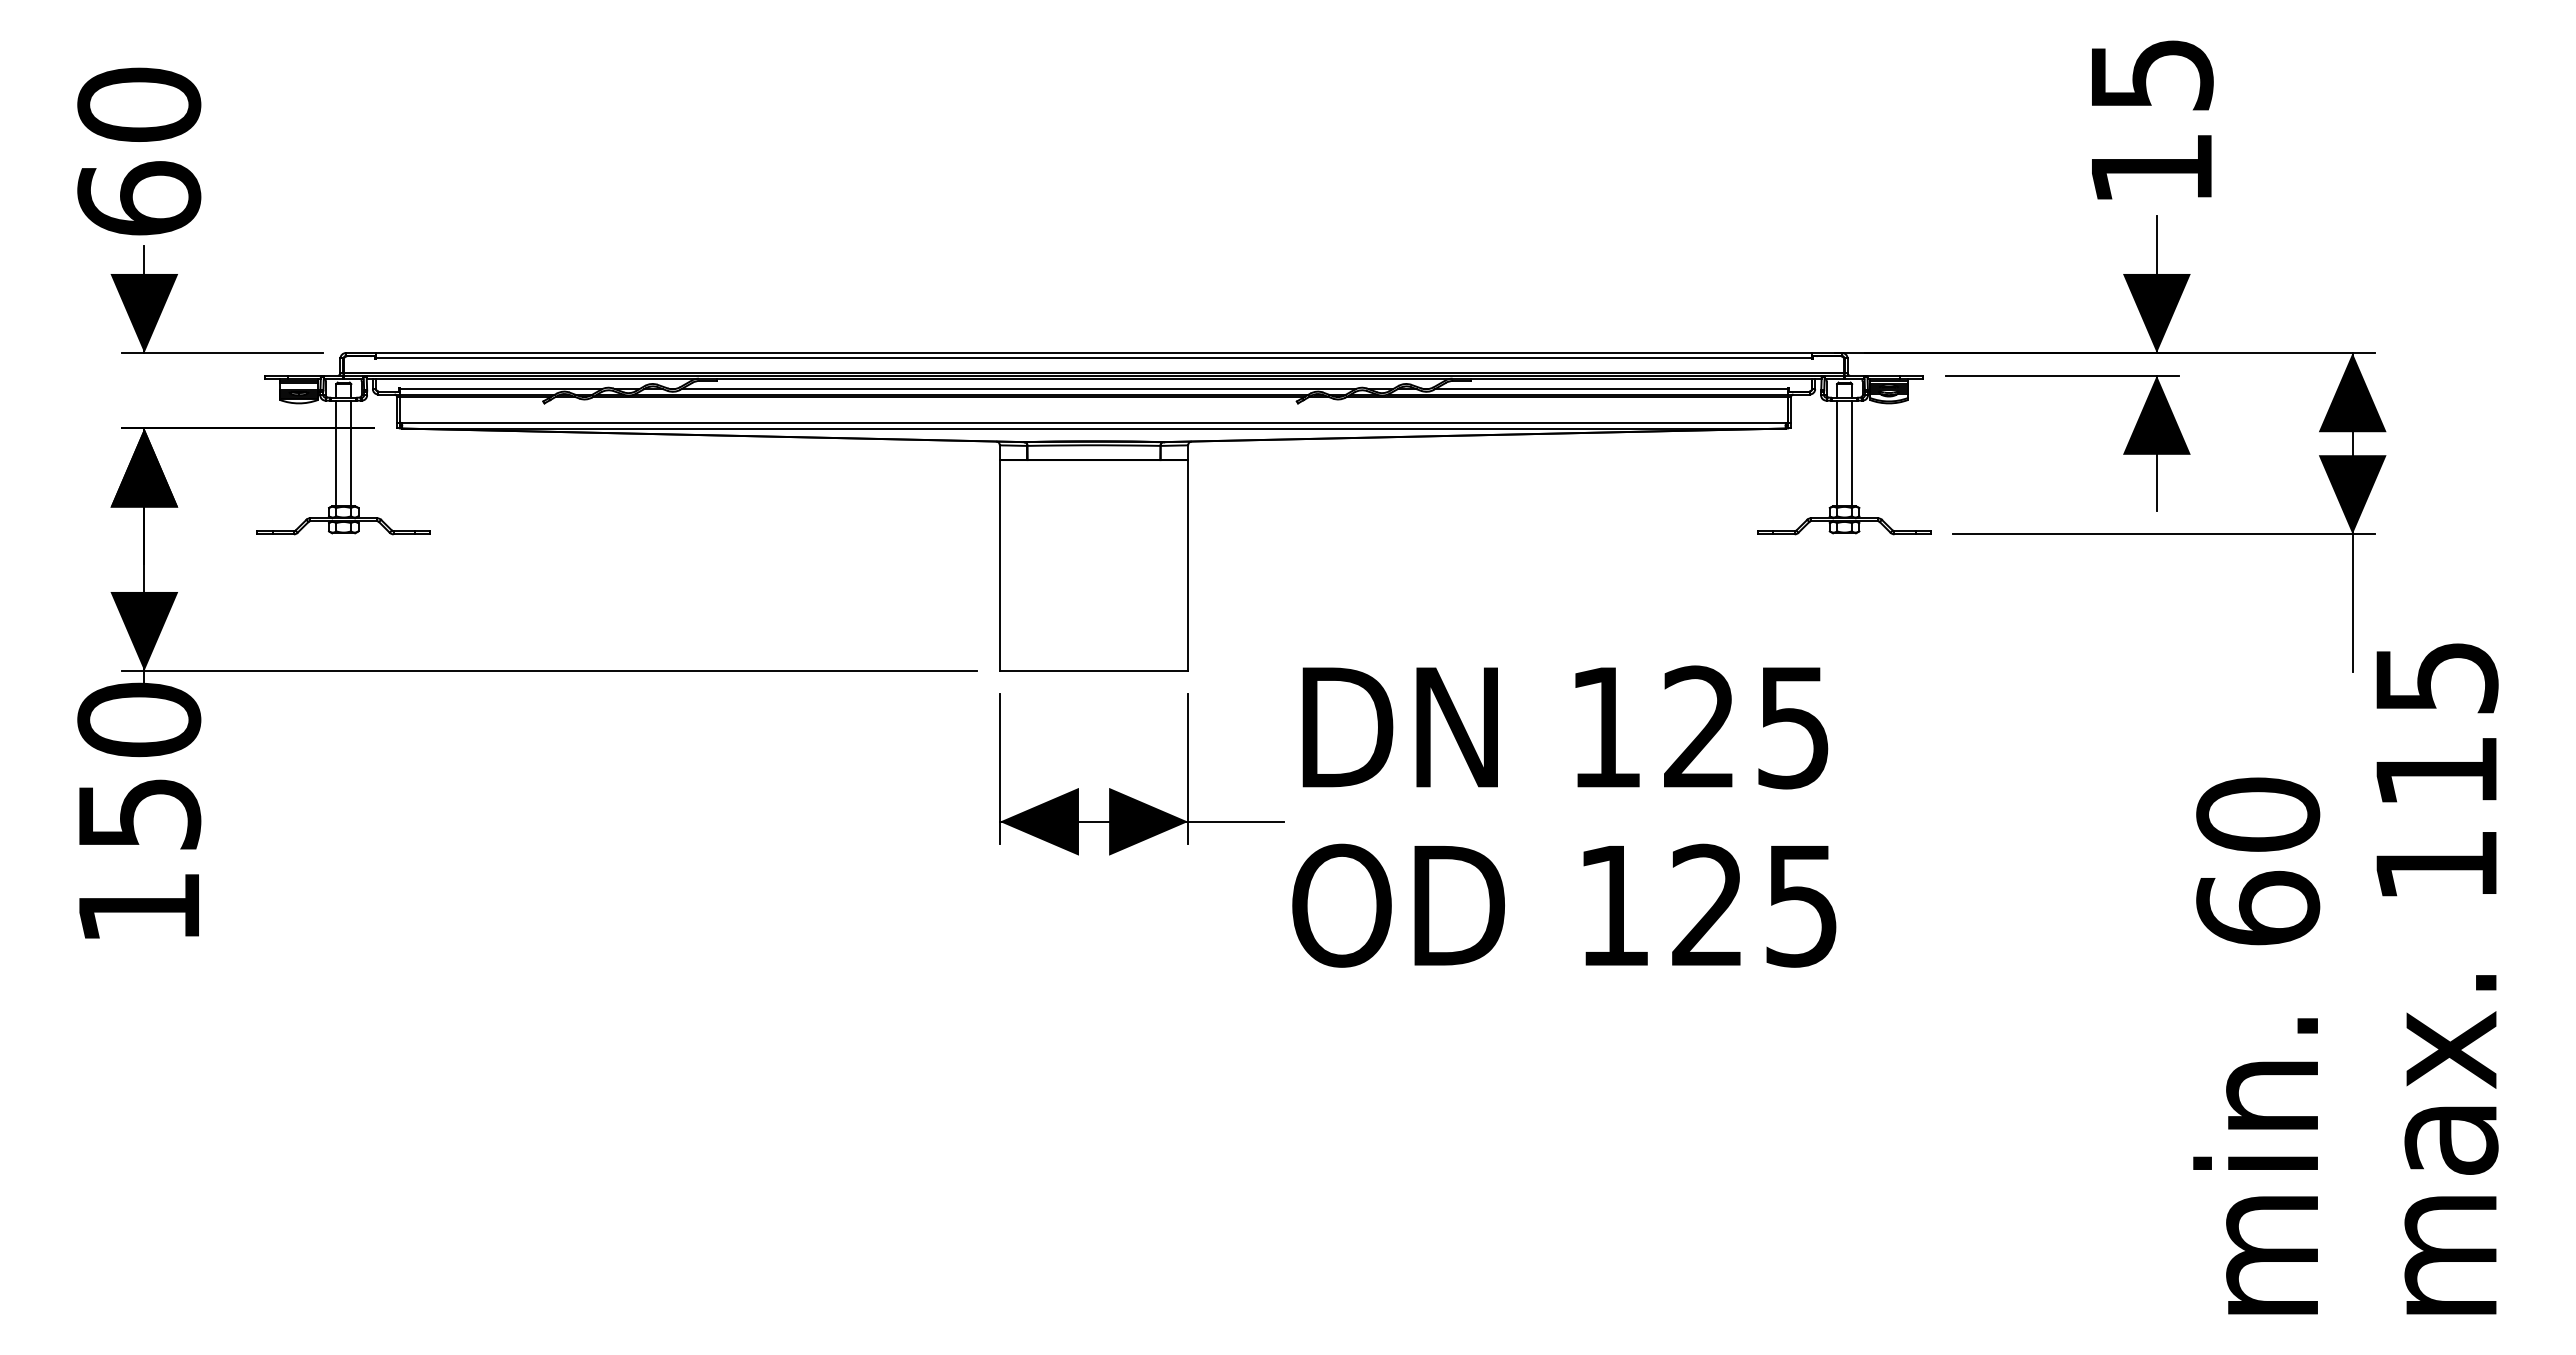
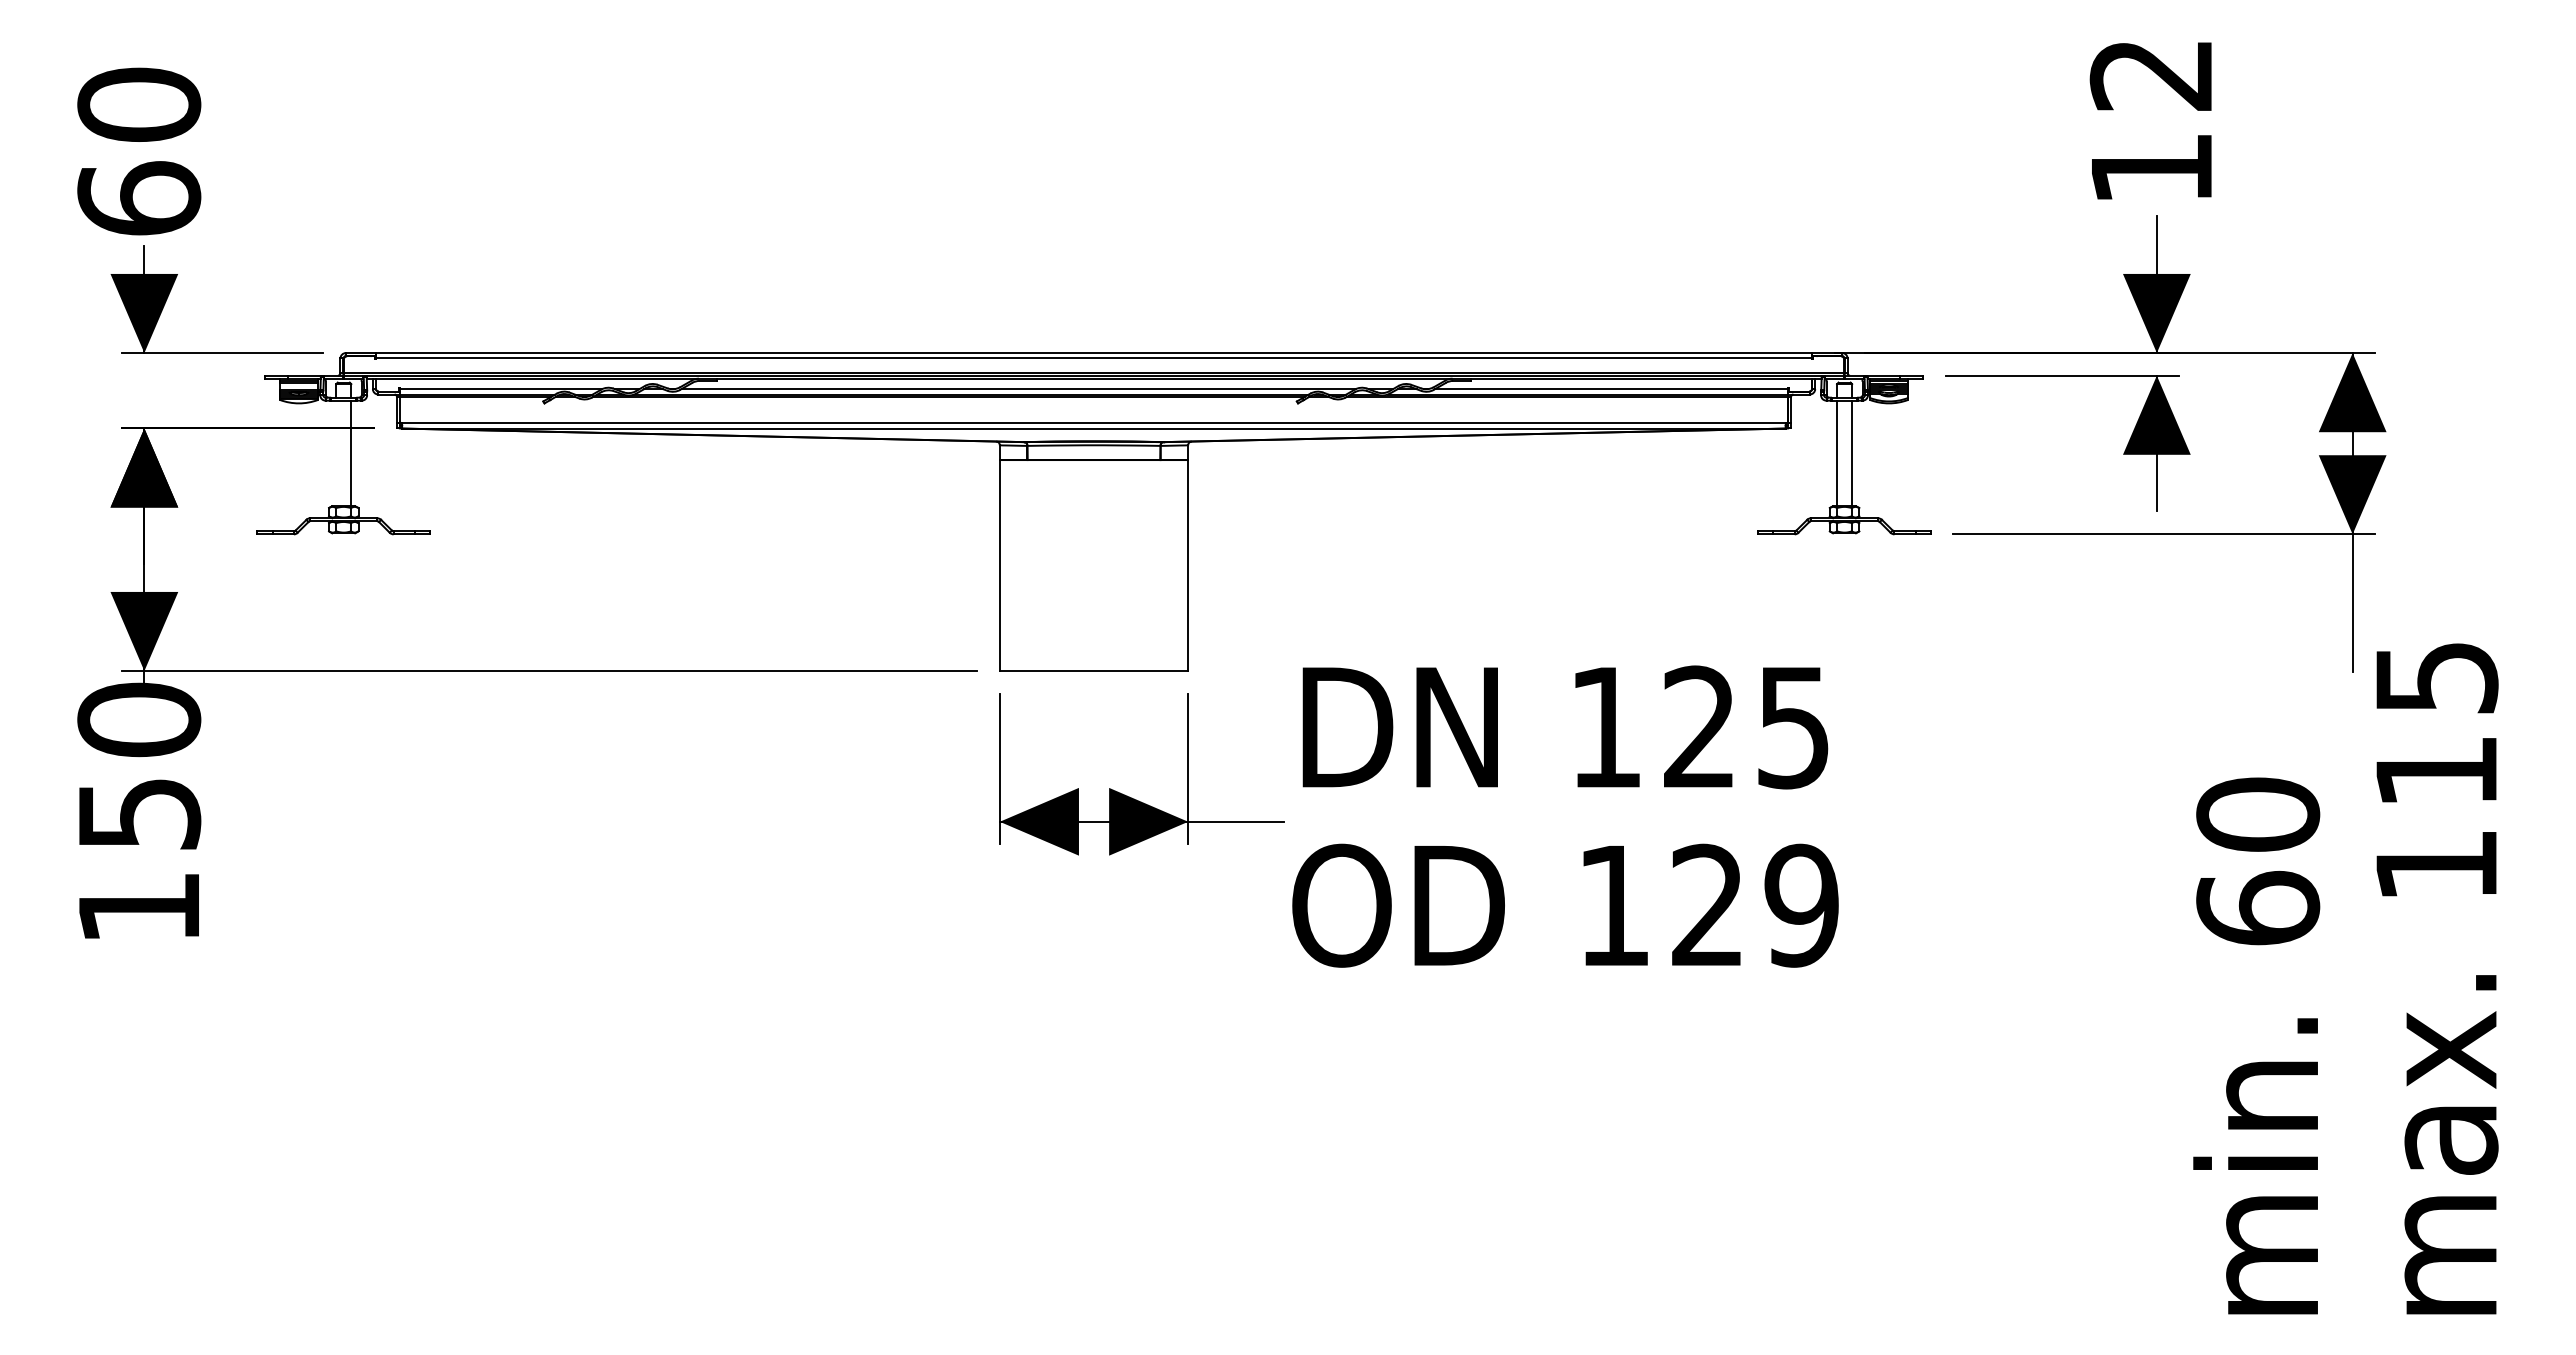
text: 15 -> 12 (2151, 75)
line: present -> none (336, 453)
text: 125 -> 129 (1801, 905)
